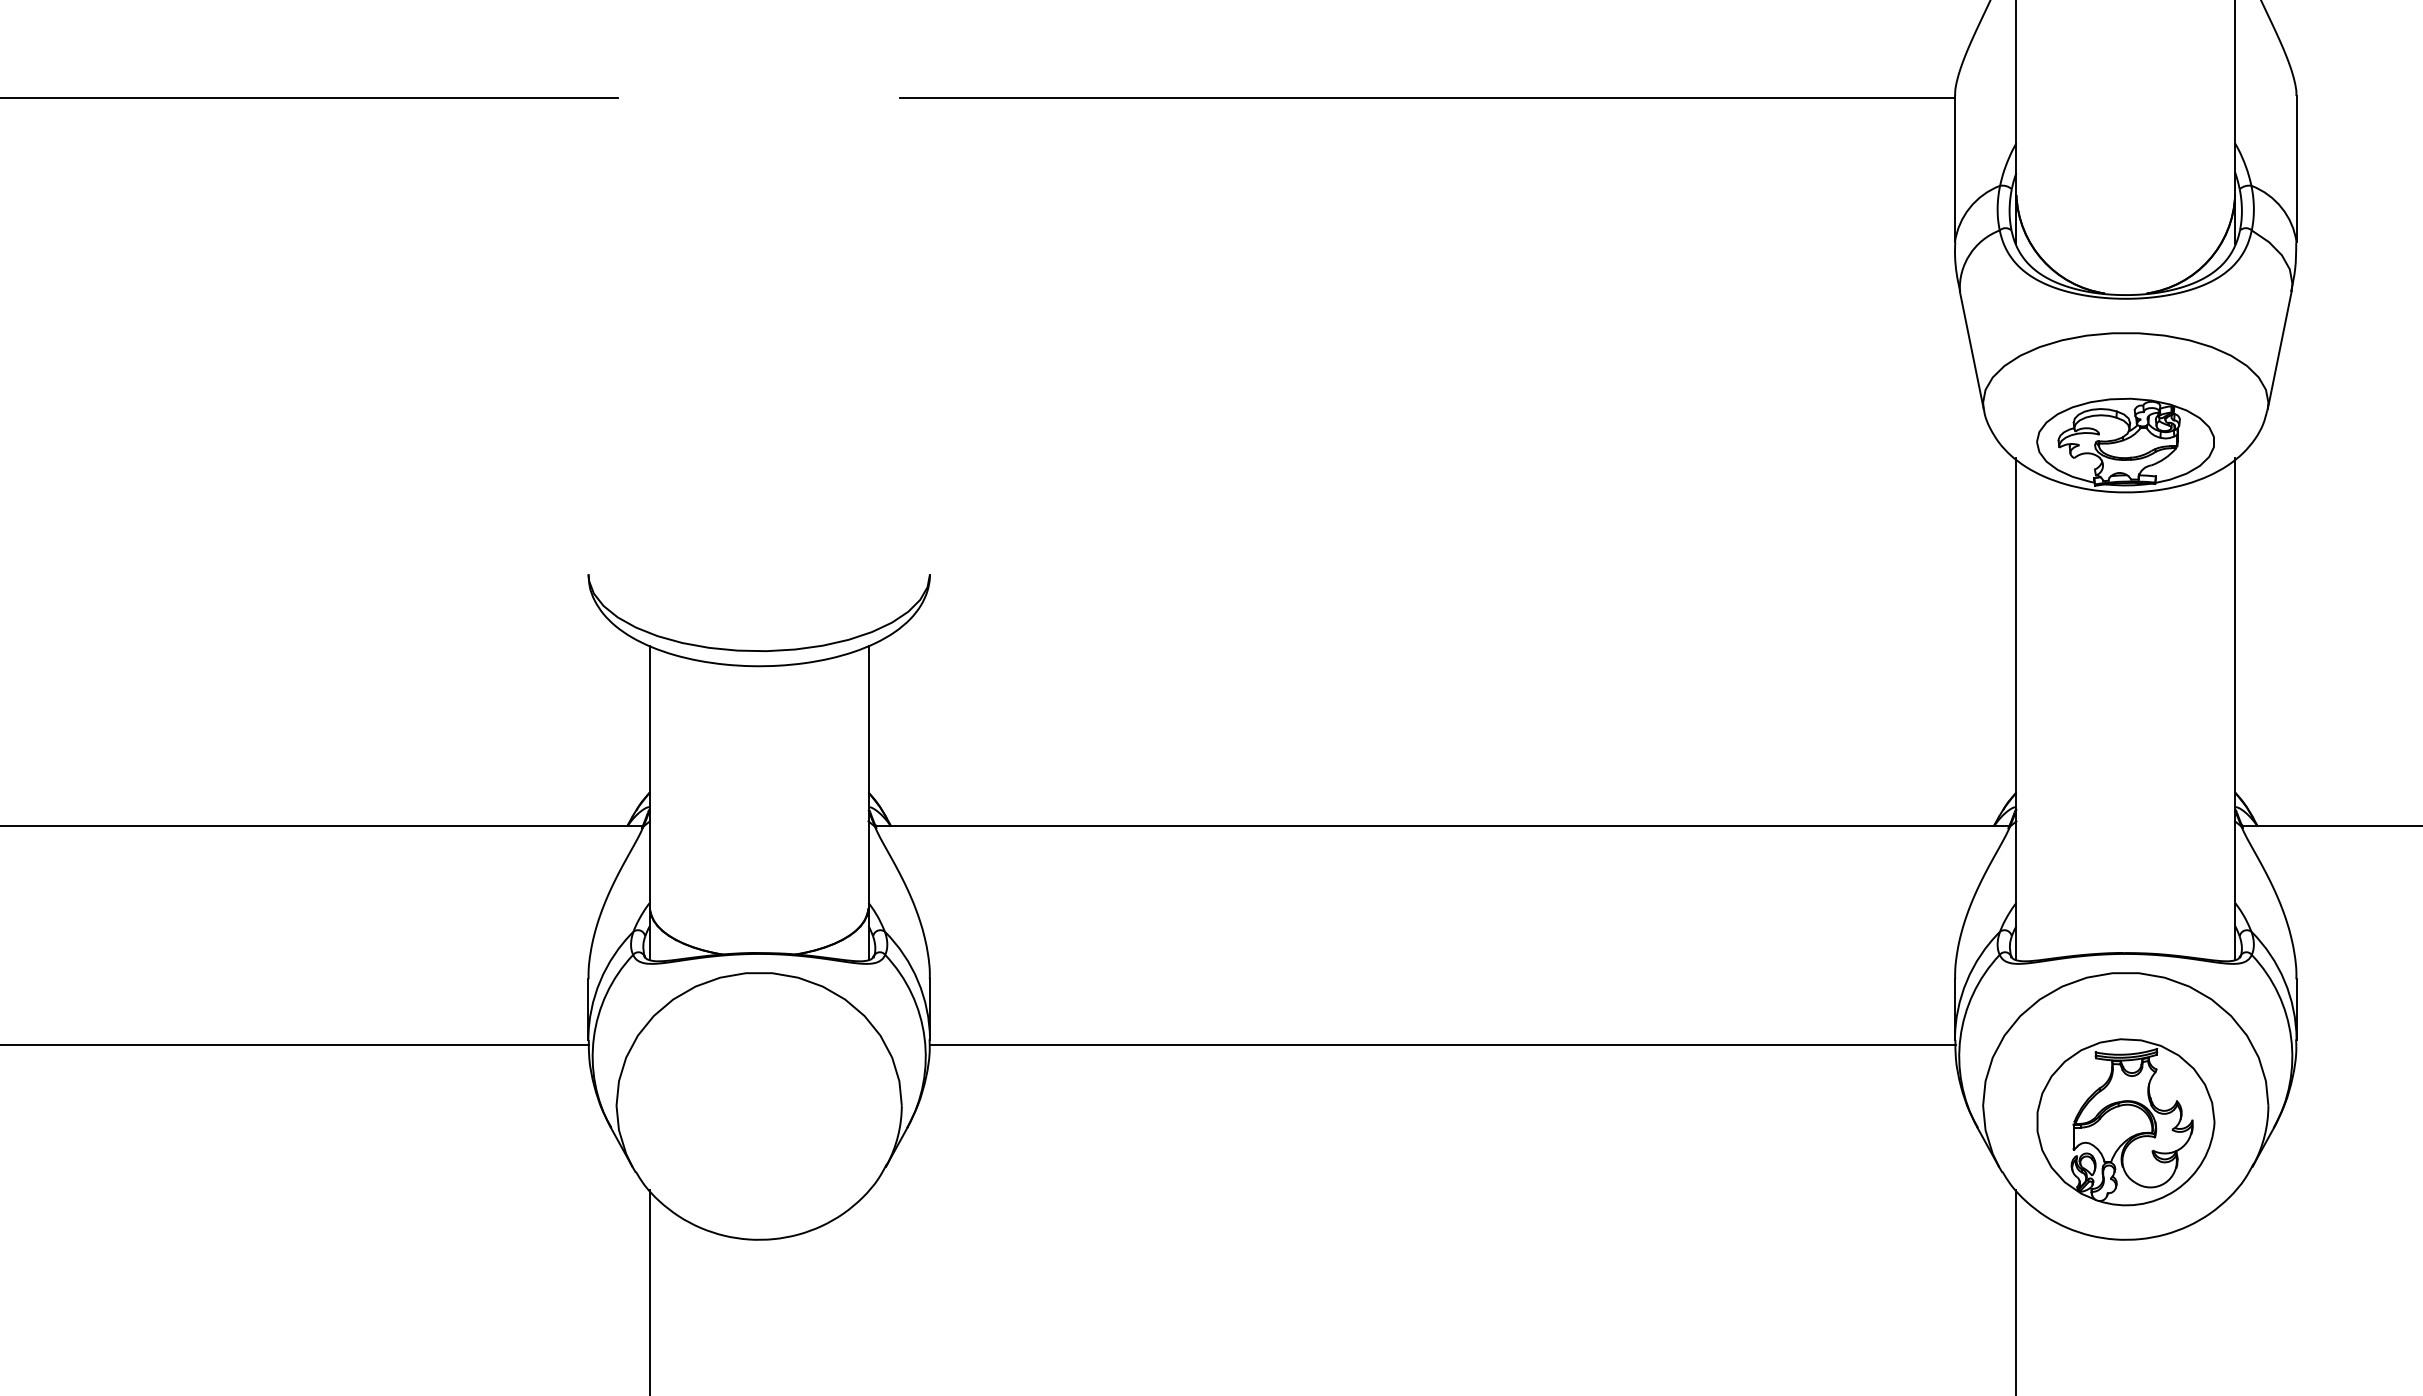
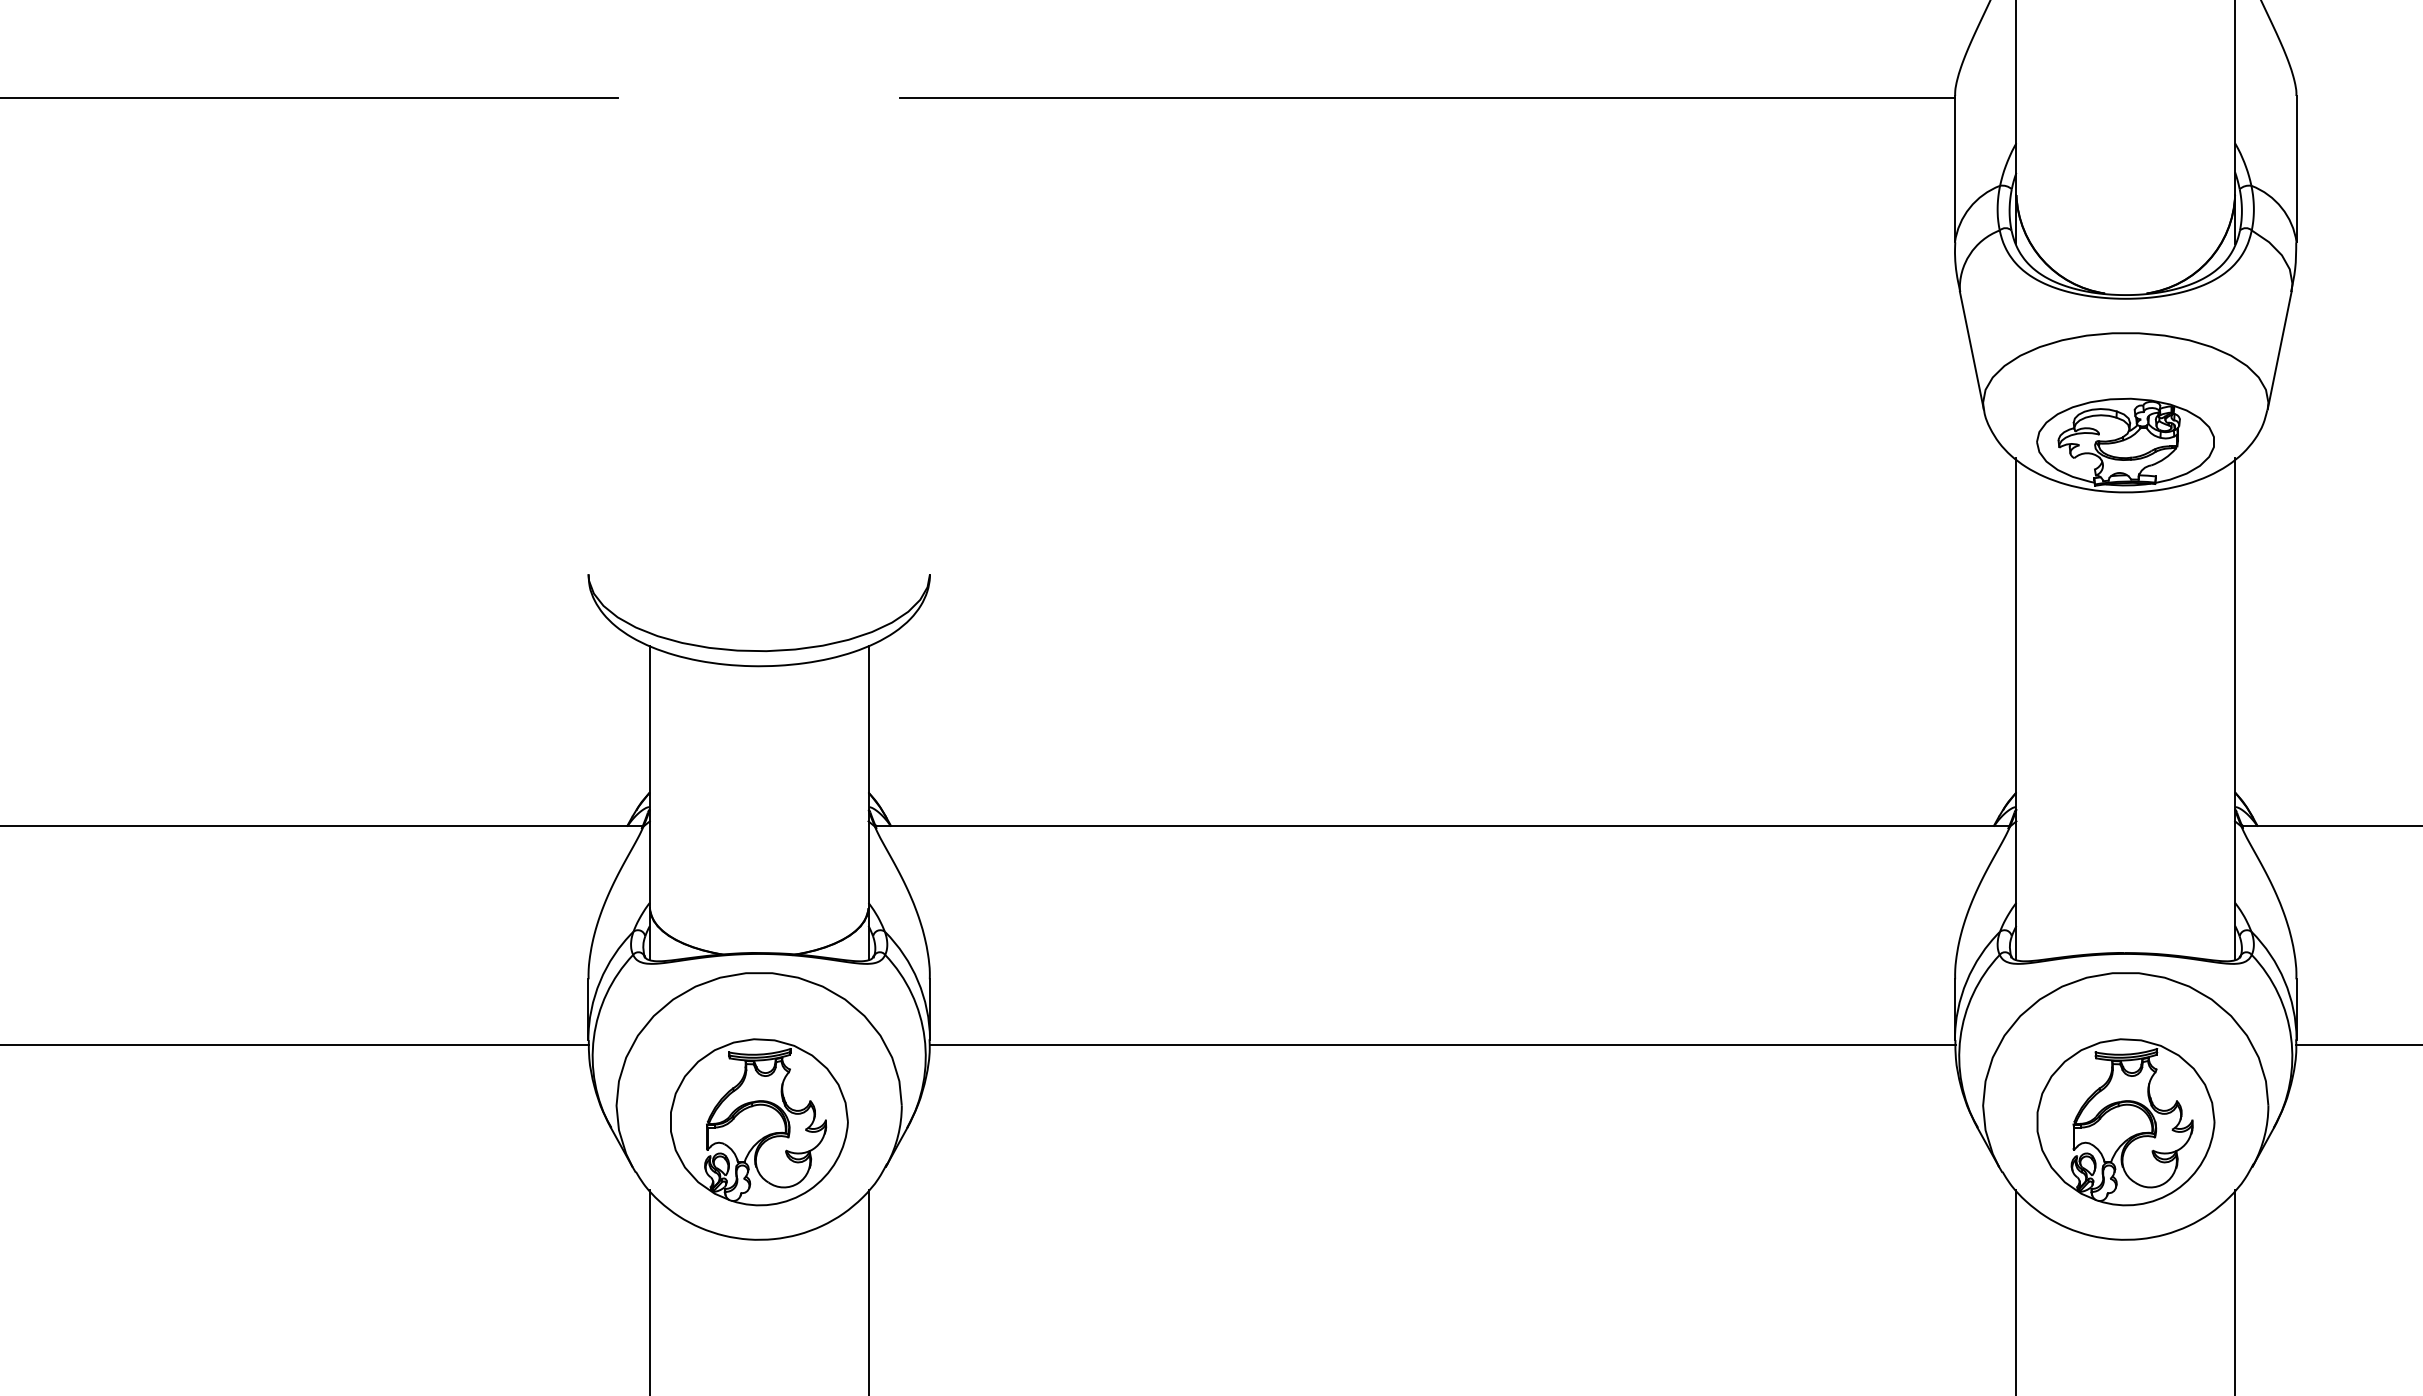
line: none -> present (2357, 1044)
part: none -> present (759, 1122)
line: none -> present (868, 1290)
line: none -> present (2235, 1290)
